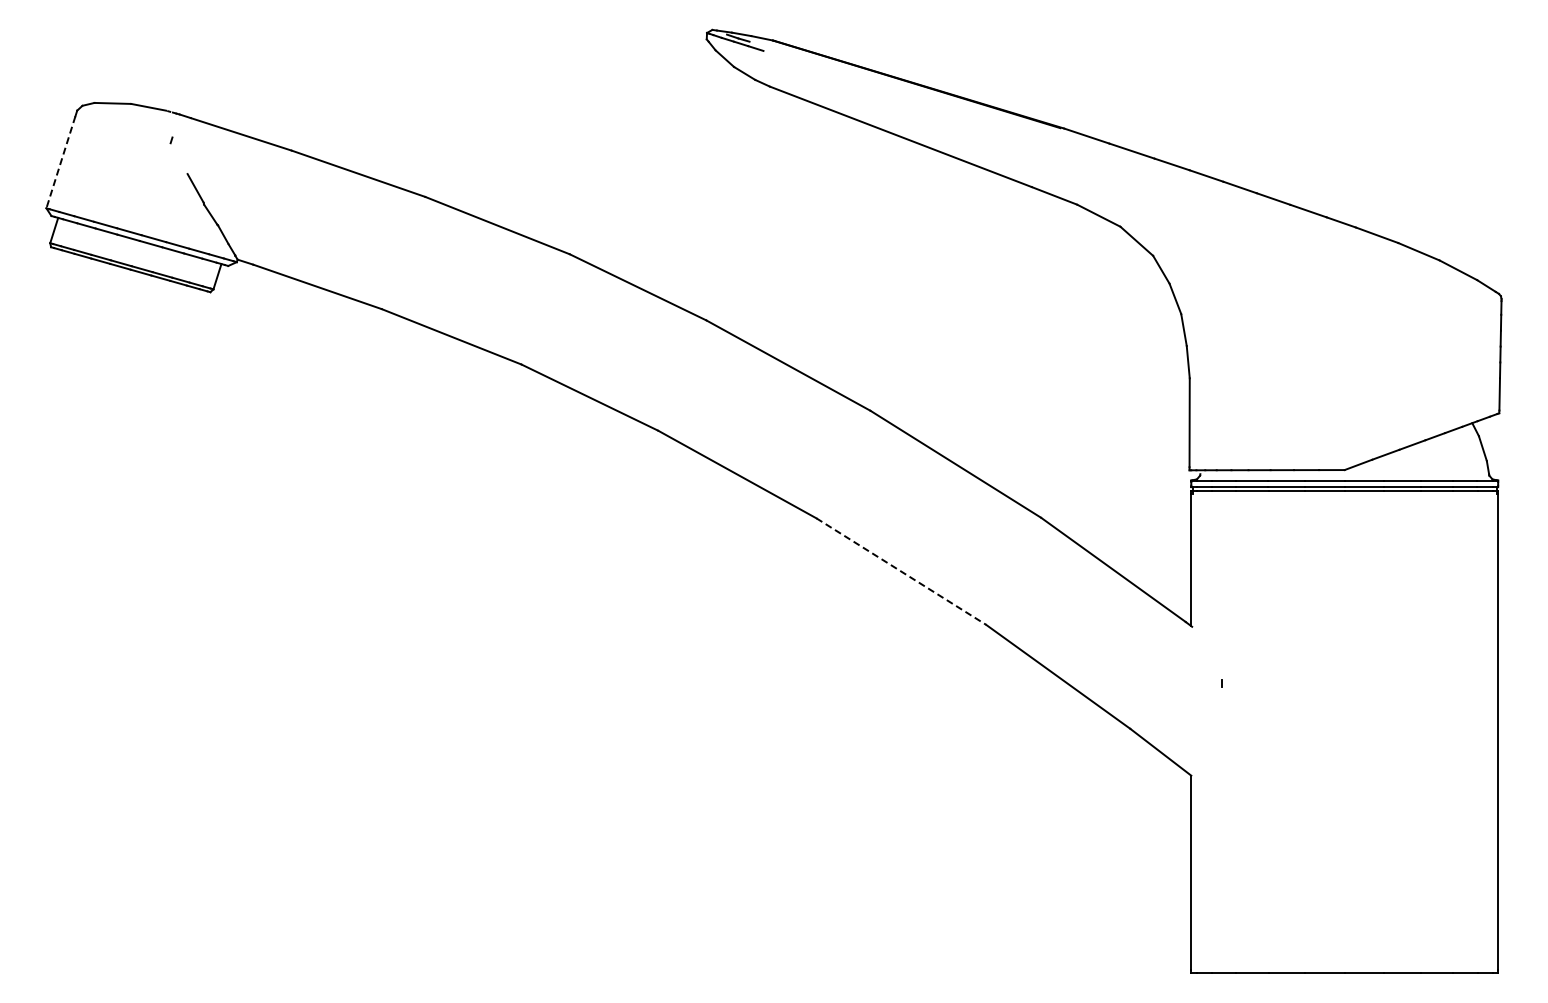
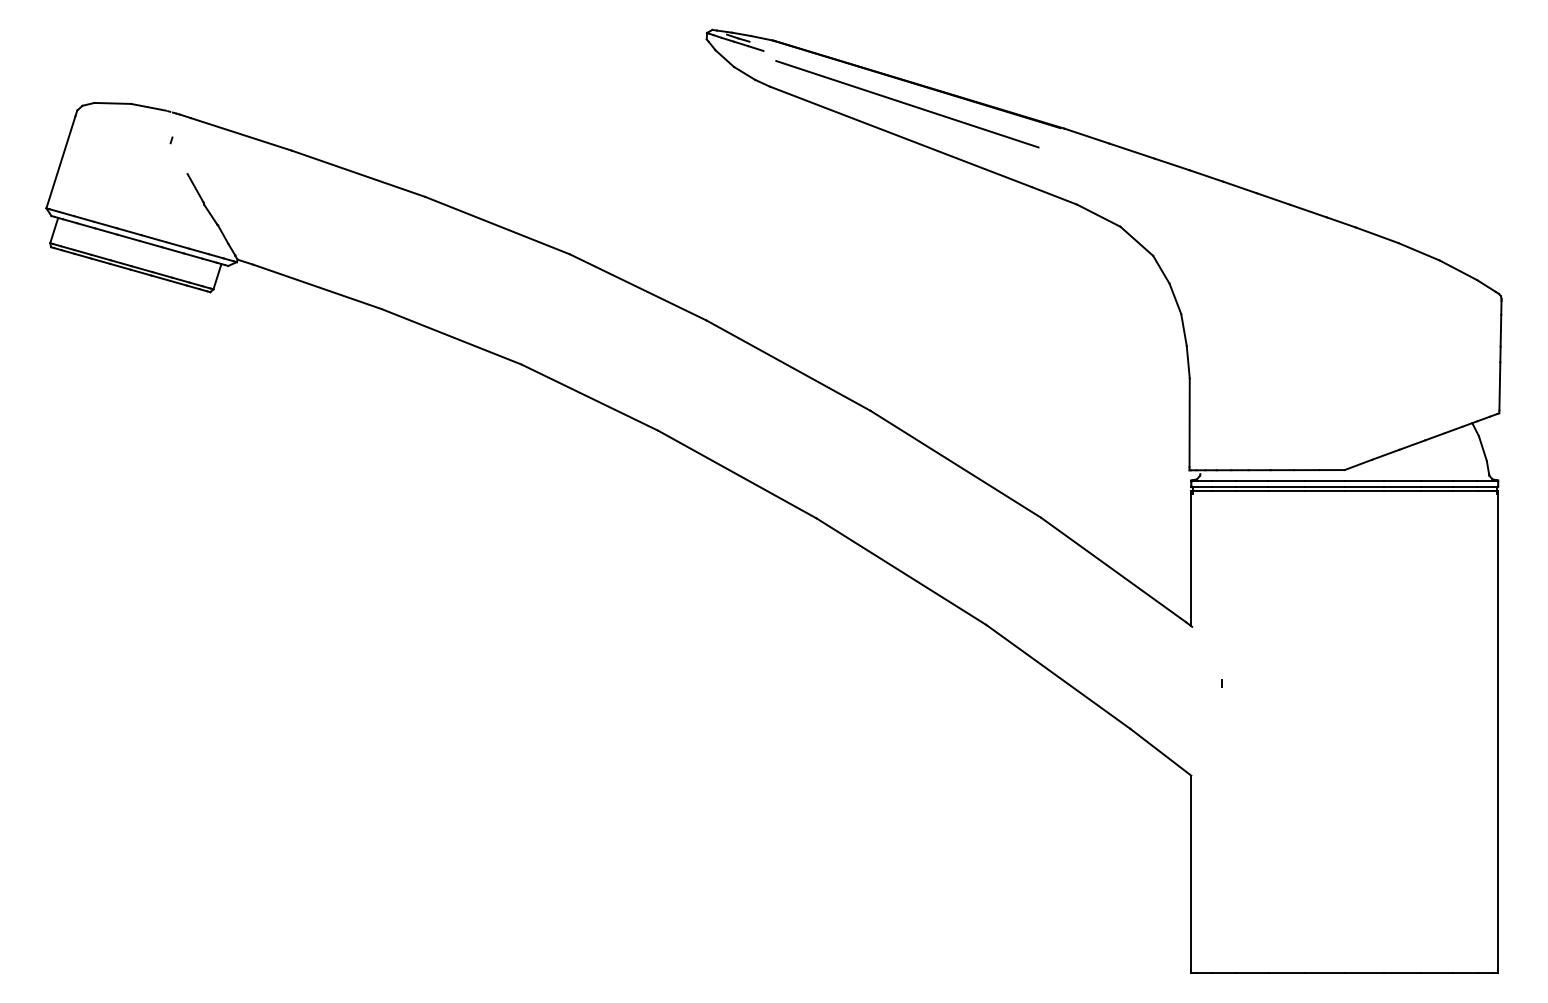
line: none -> present (907, 104)
line: dashed -> solid (60, 162)
line: dashed -> solid (901, 571)
